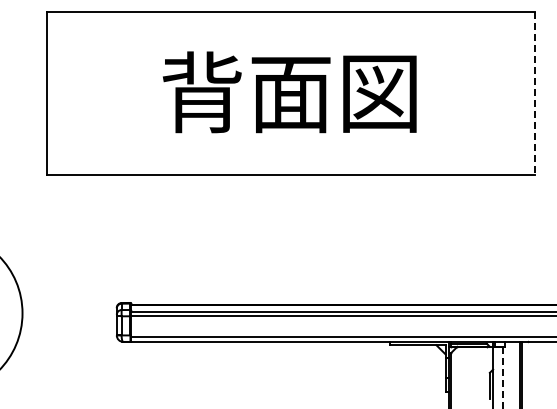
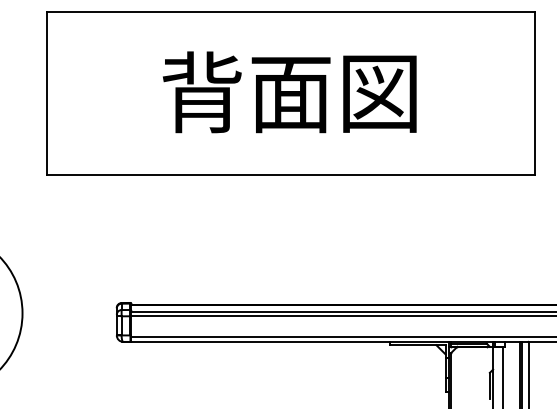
line: dashed -> solid (535, 94)
line: none -> present (528, 373)
line: dashed -> solid (502, 377)
